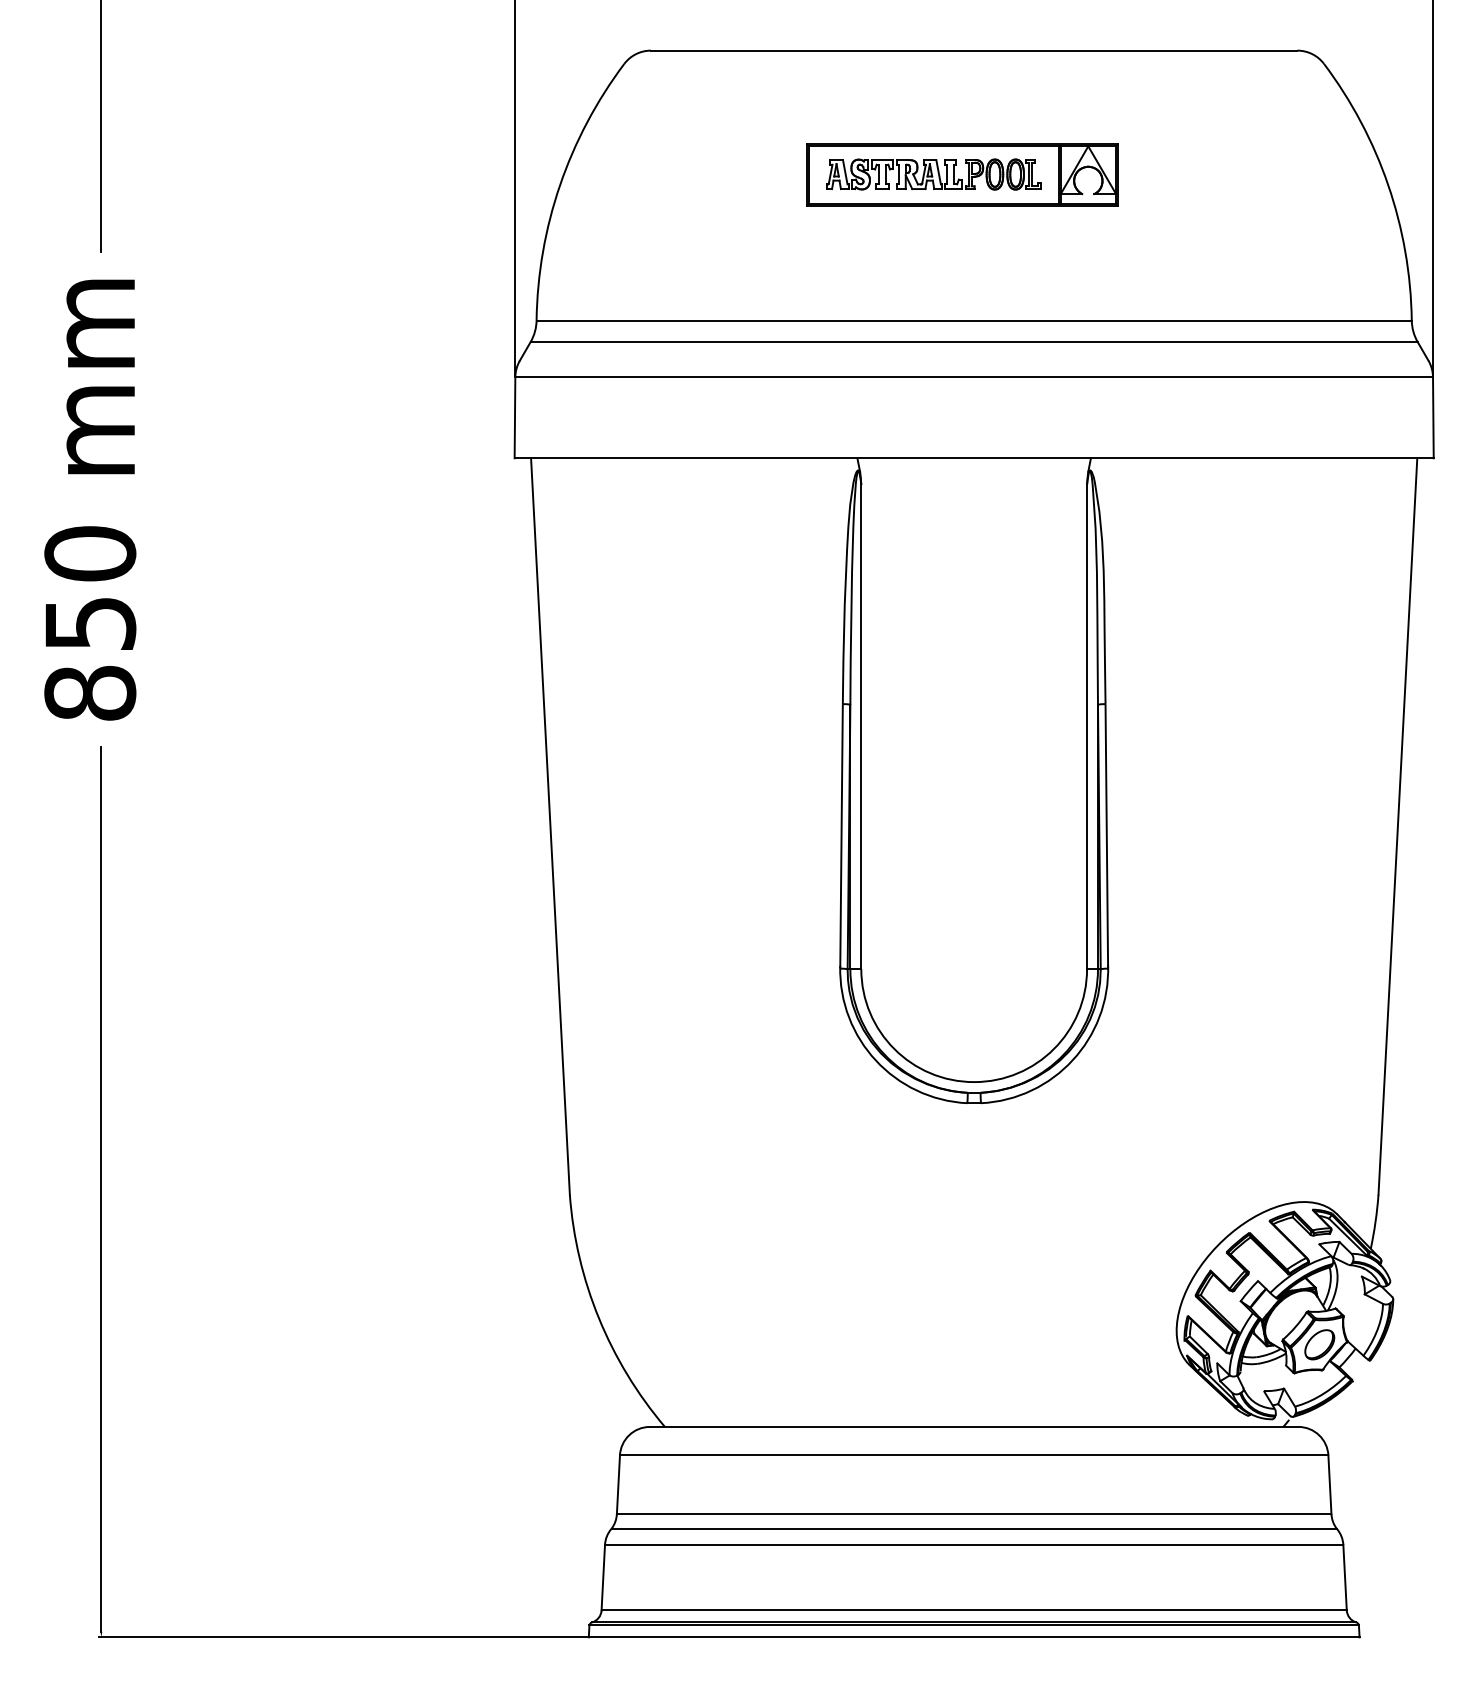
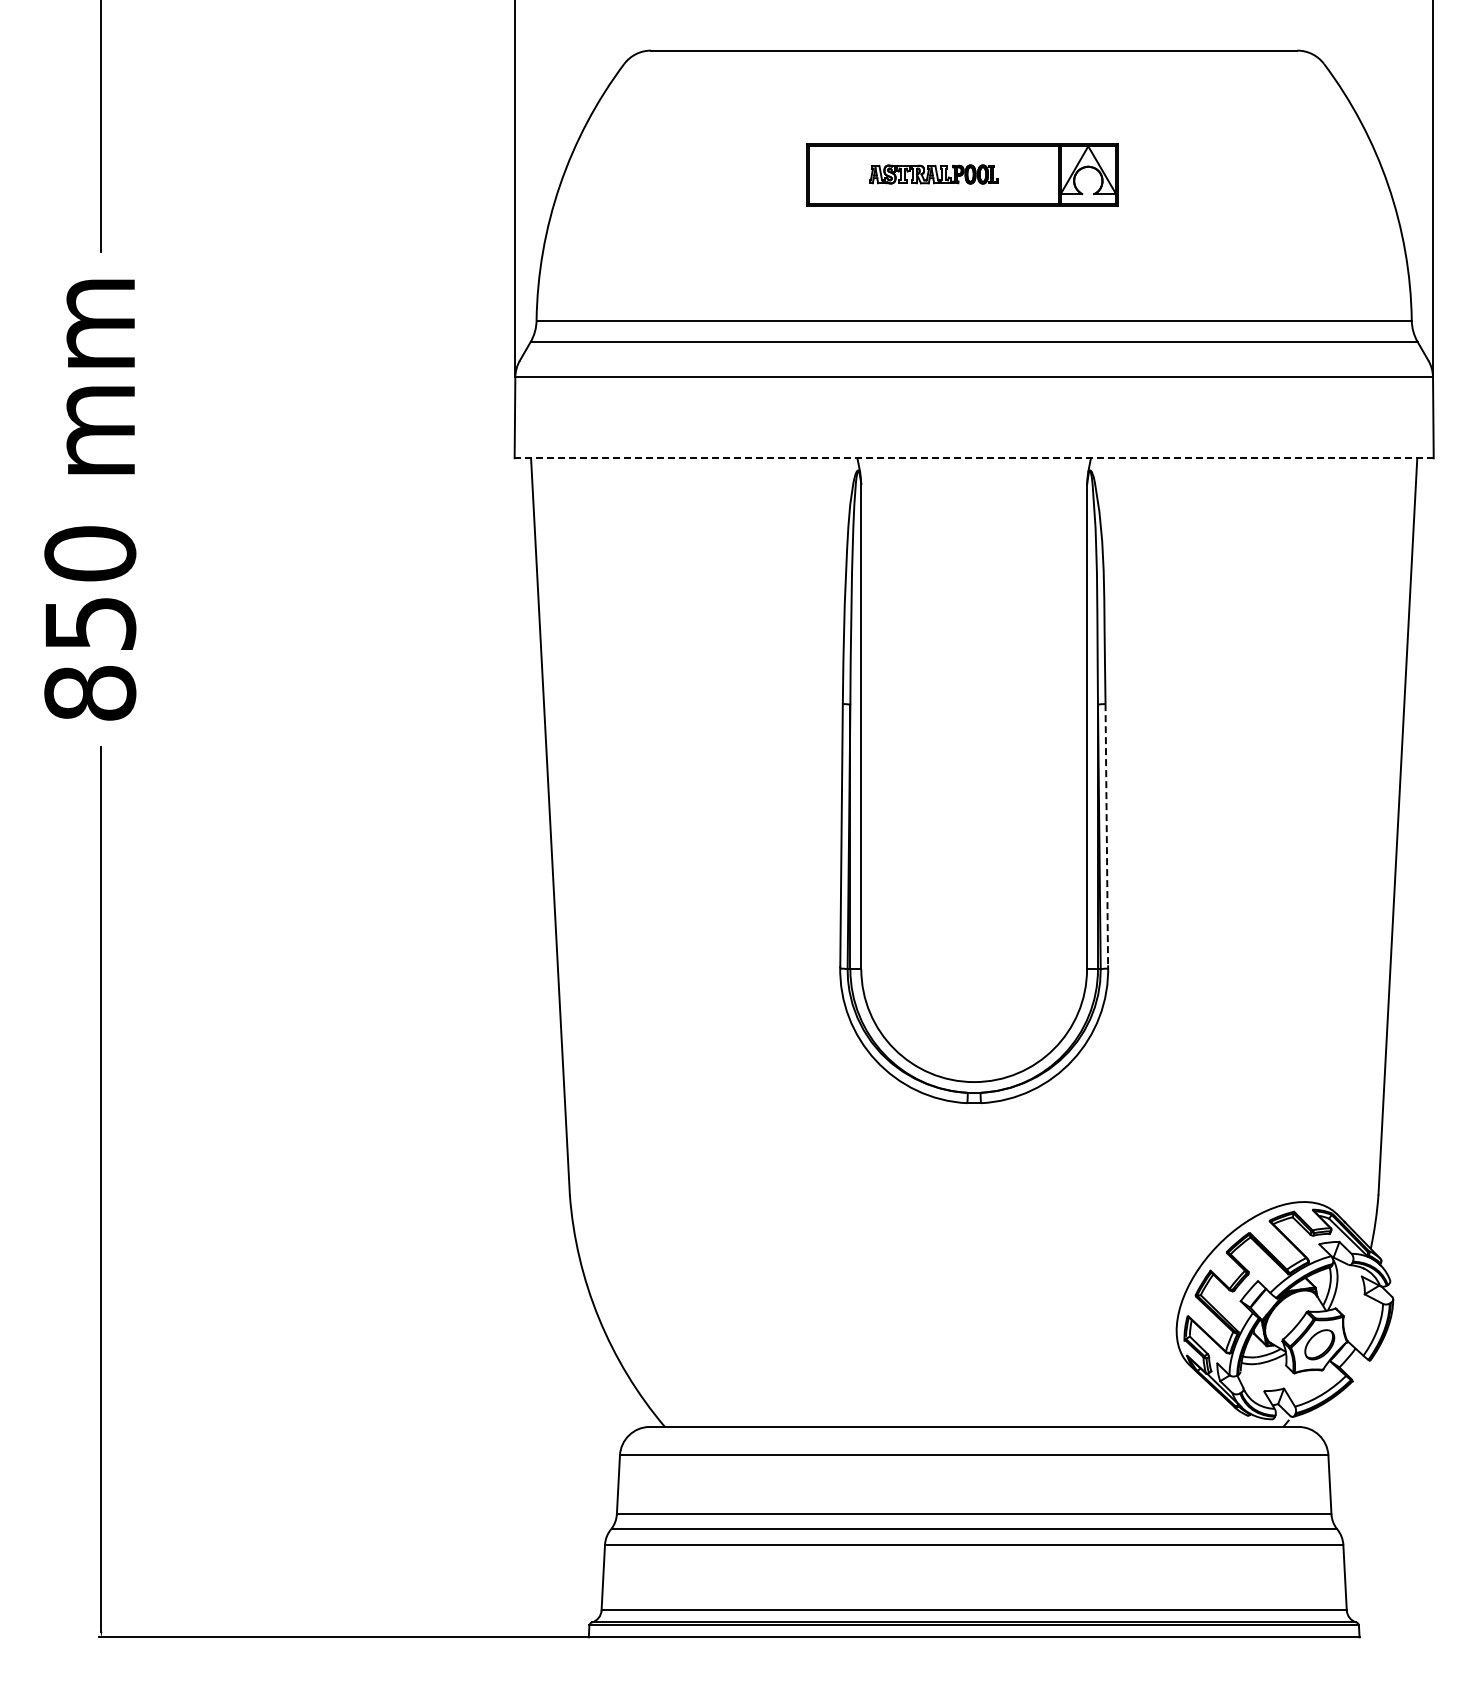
part size: 216x33 px -> 130x21 px (933, 174)
line: solid -> dashed (974, 458)
line: solid -> dashed (1106, 834)
